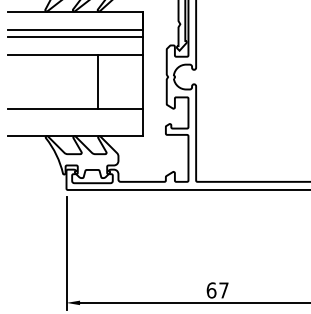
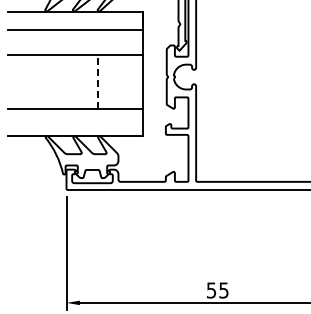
line: present -> none (75, 36)
line: solid -> dashed (98, 81)
text: 67 -> 55 (217, 290)
